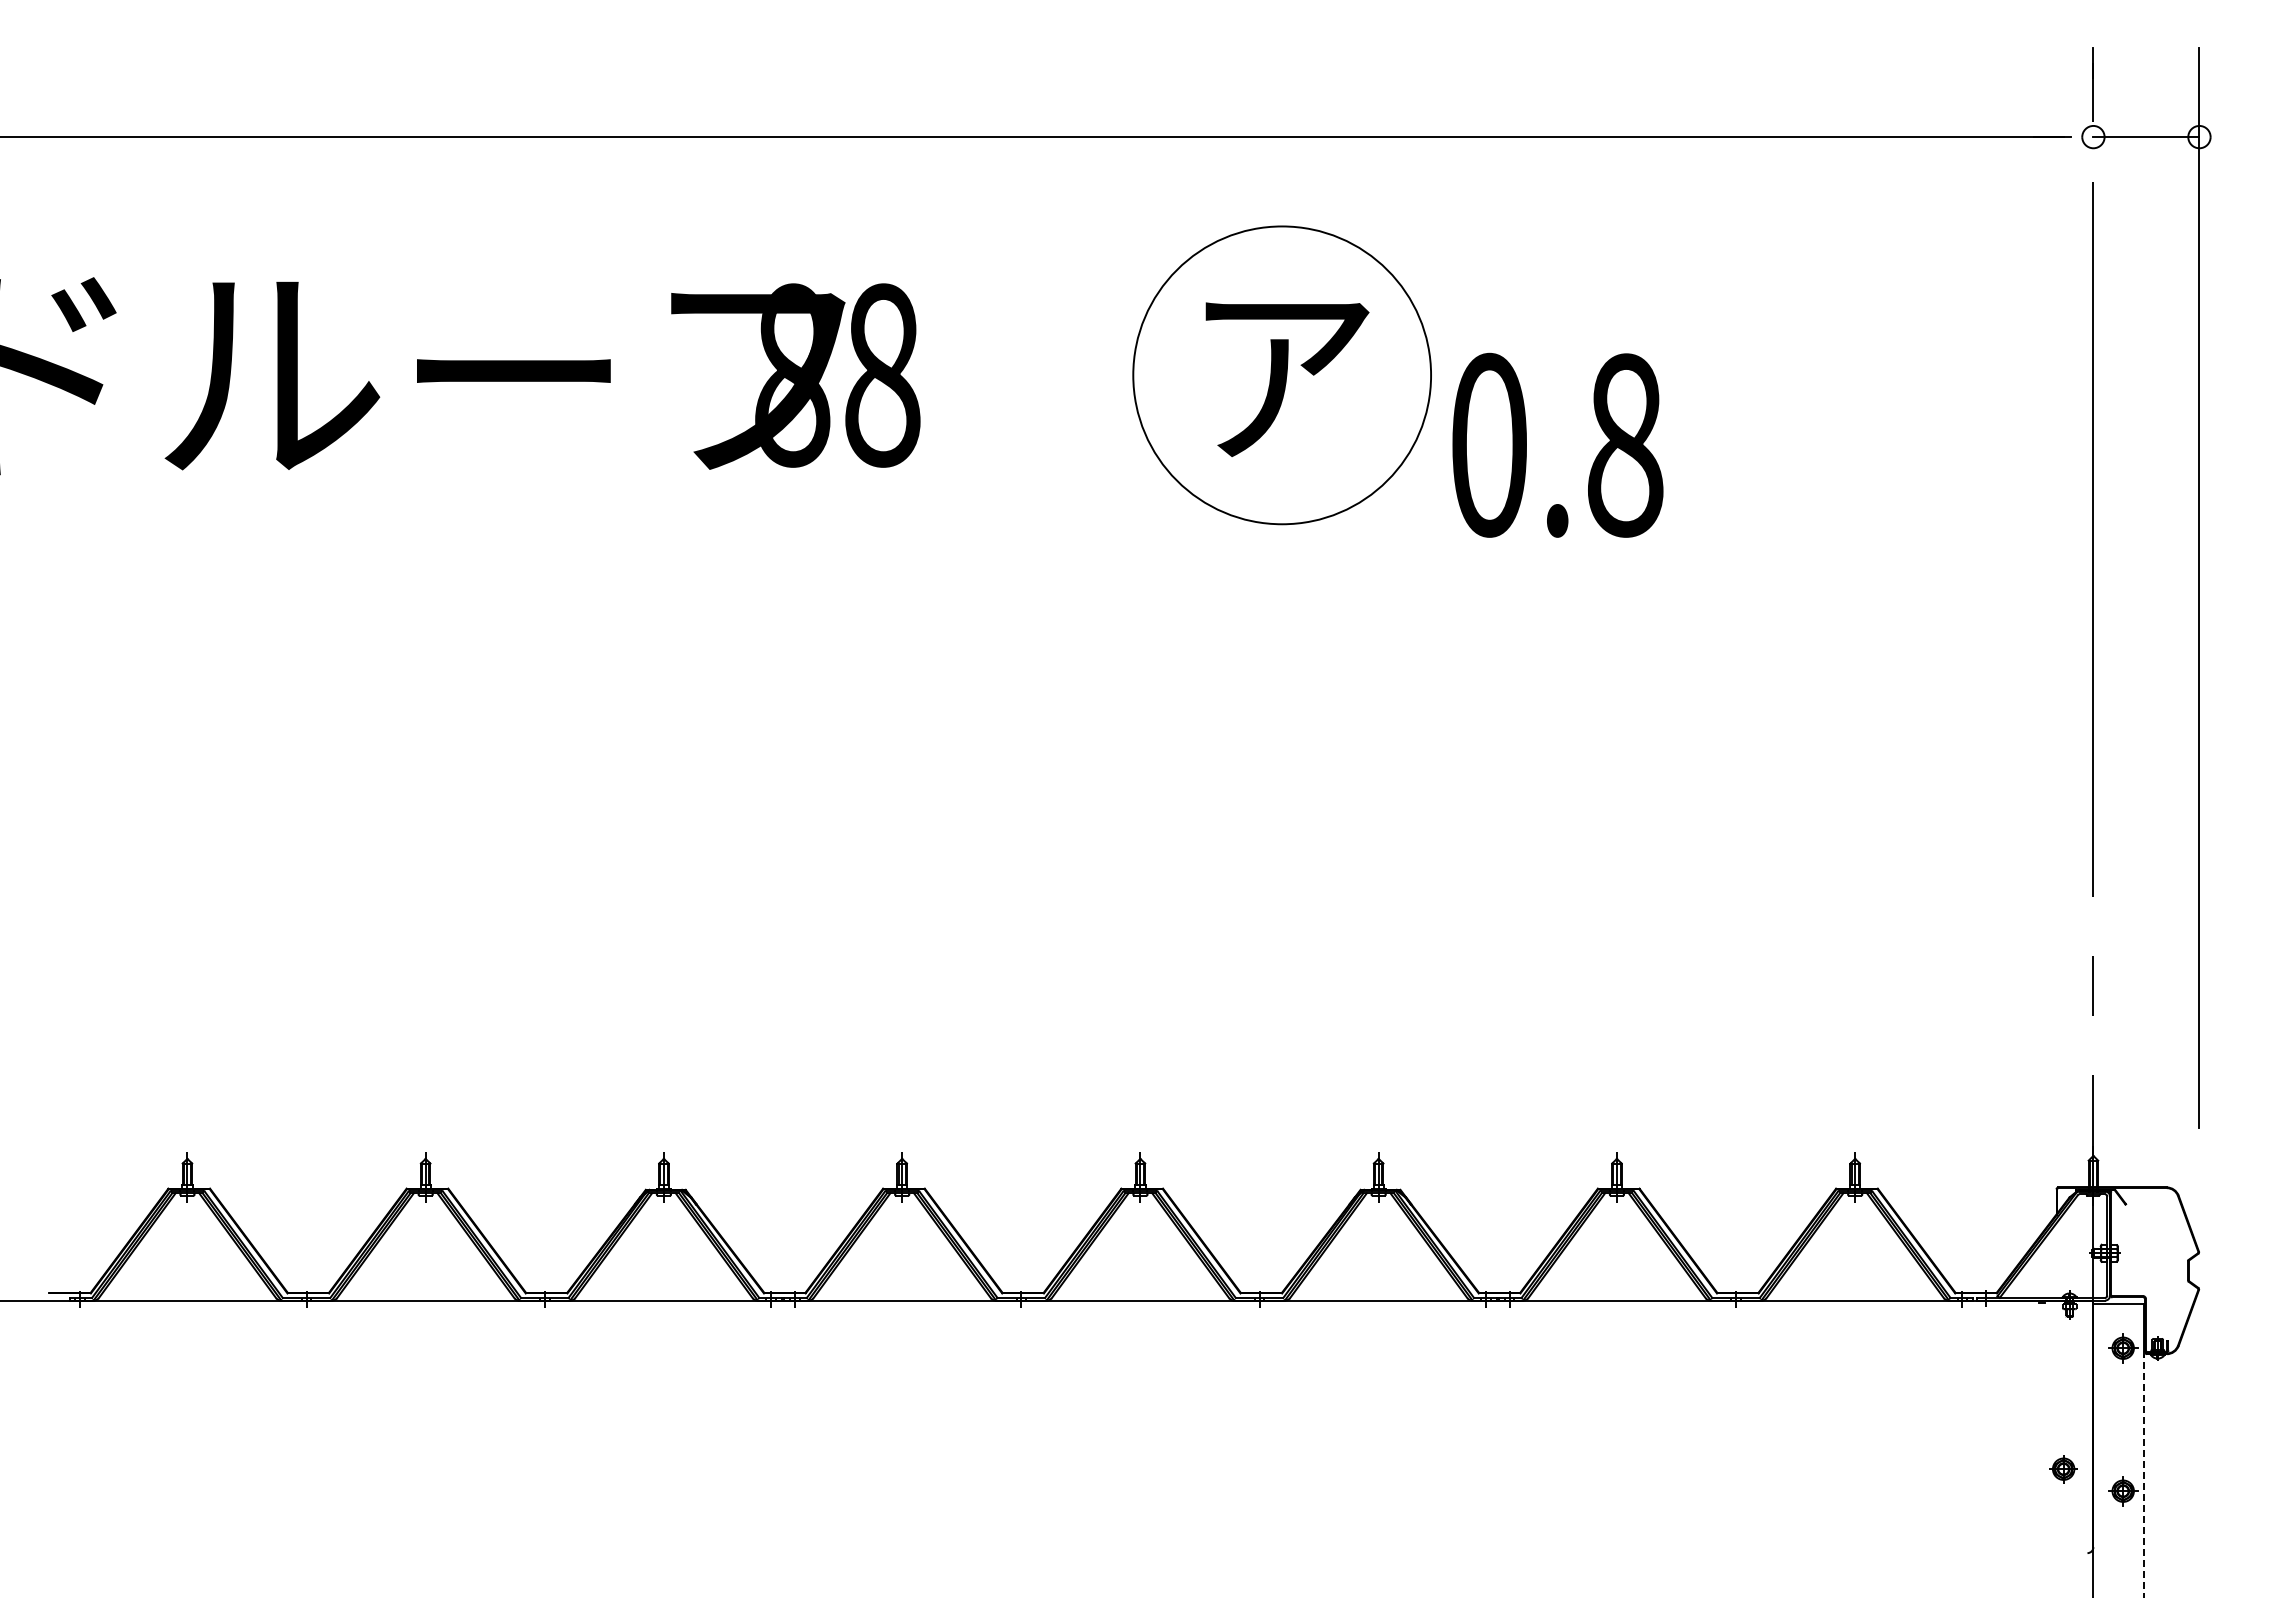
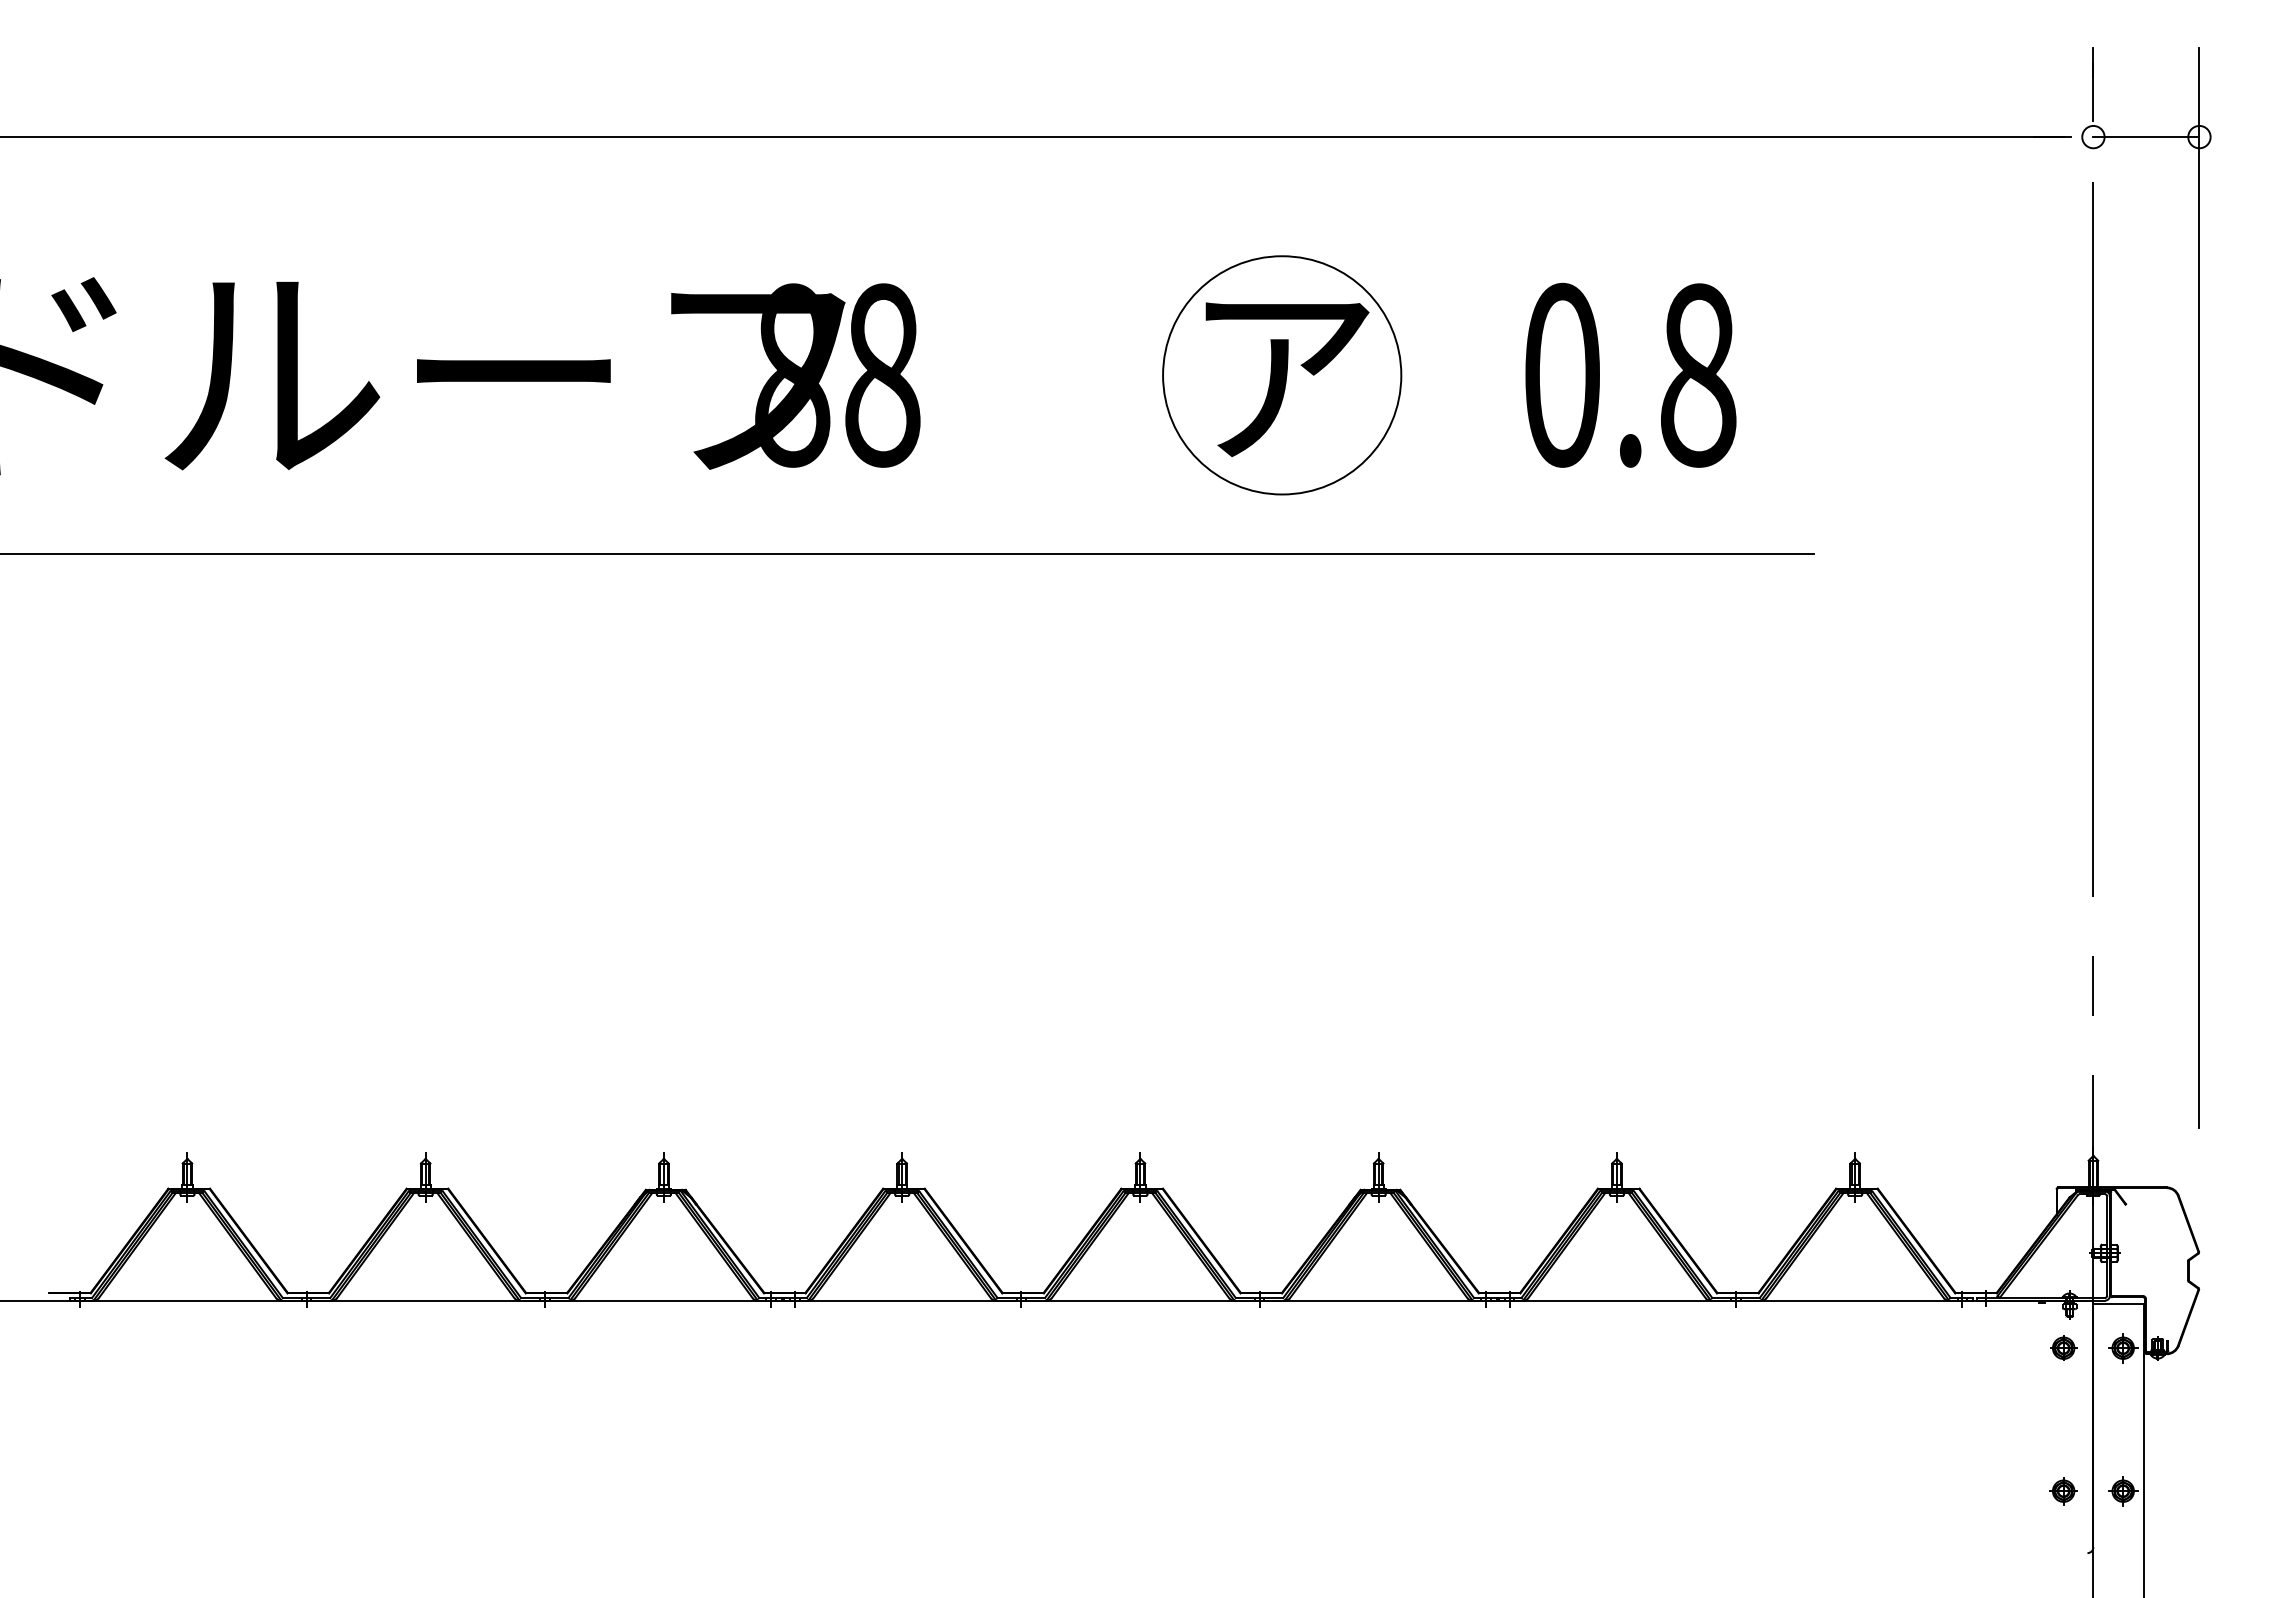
circle diameter: 298 px -> 238 px (1282, 375)
text position: (1557, 444) -> (1630, 374) (1630, 374)
line: none -> present (907, 554)
part: none -> present (2063, 1347)
part position: (2063, 1469) -> (2063, 1491) (2063, 1491)
line: dashed -> solid (2144, 1475)
